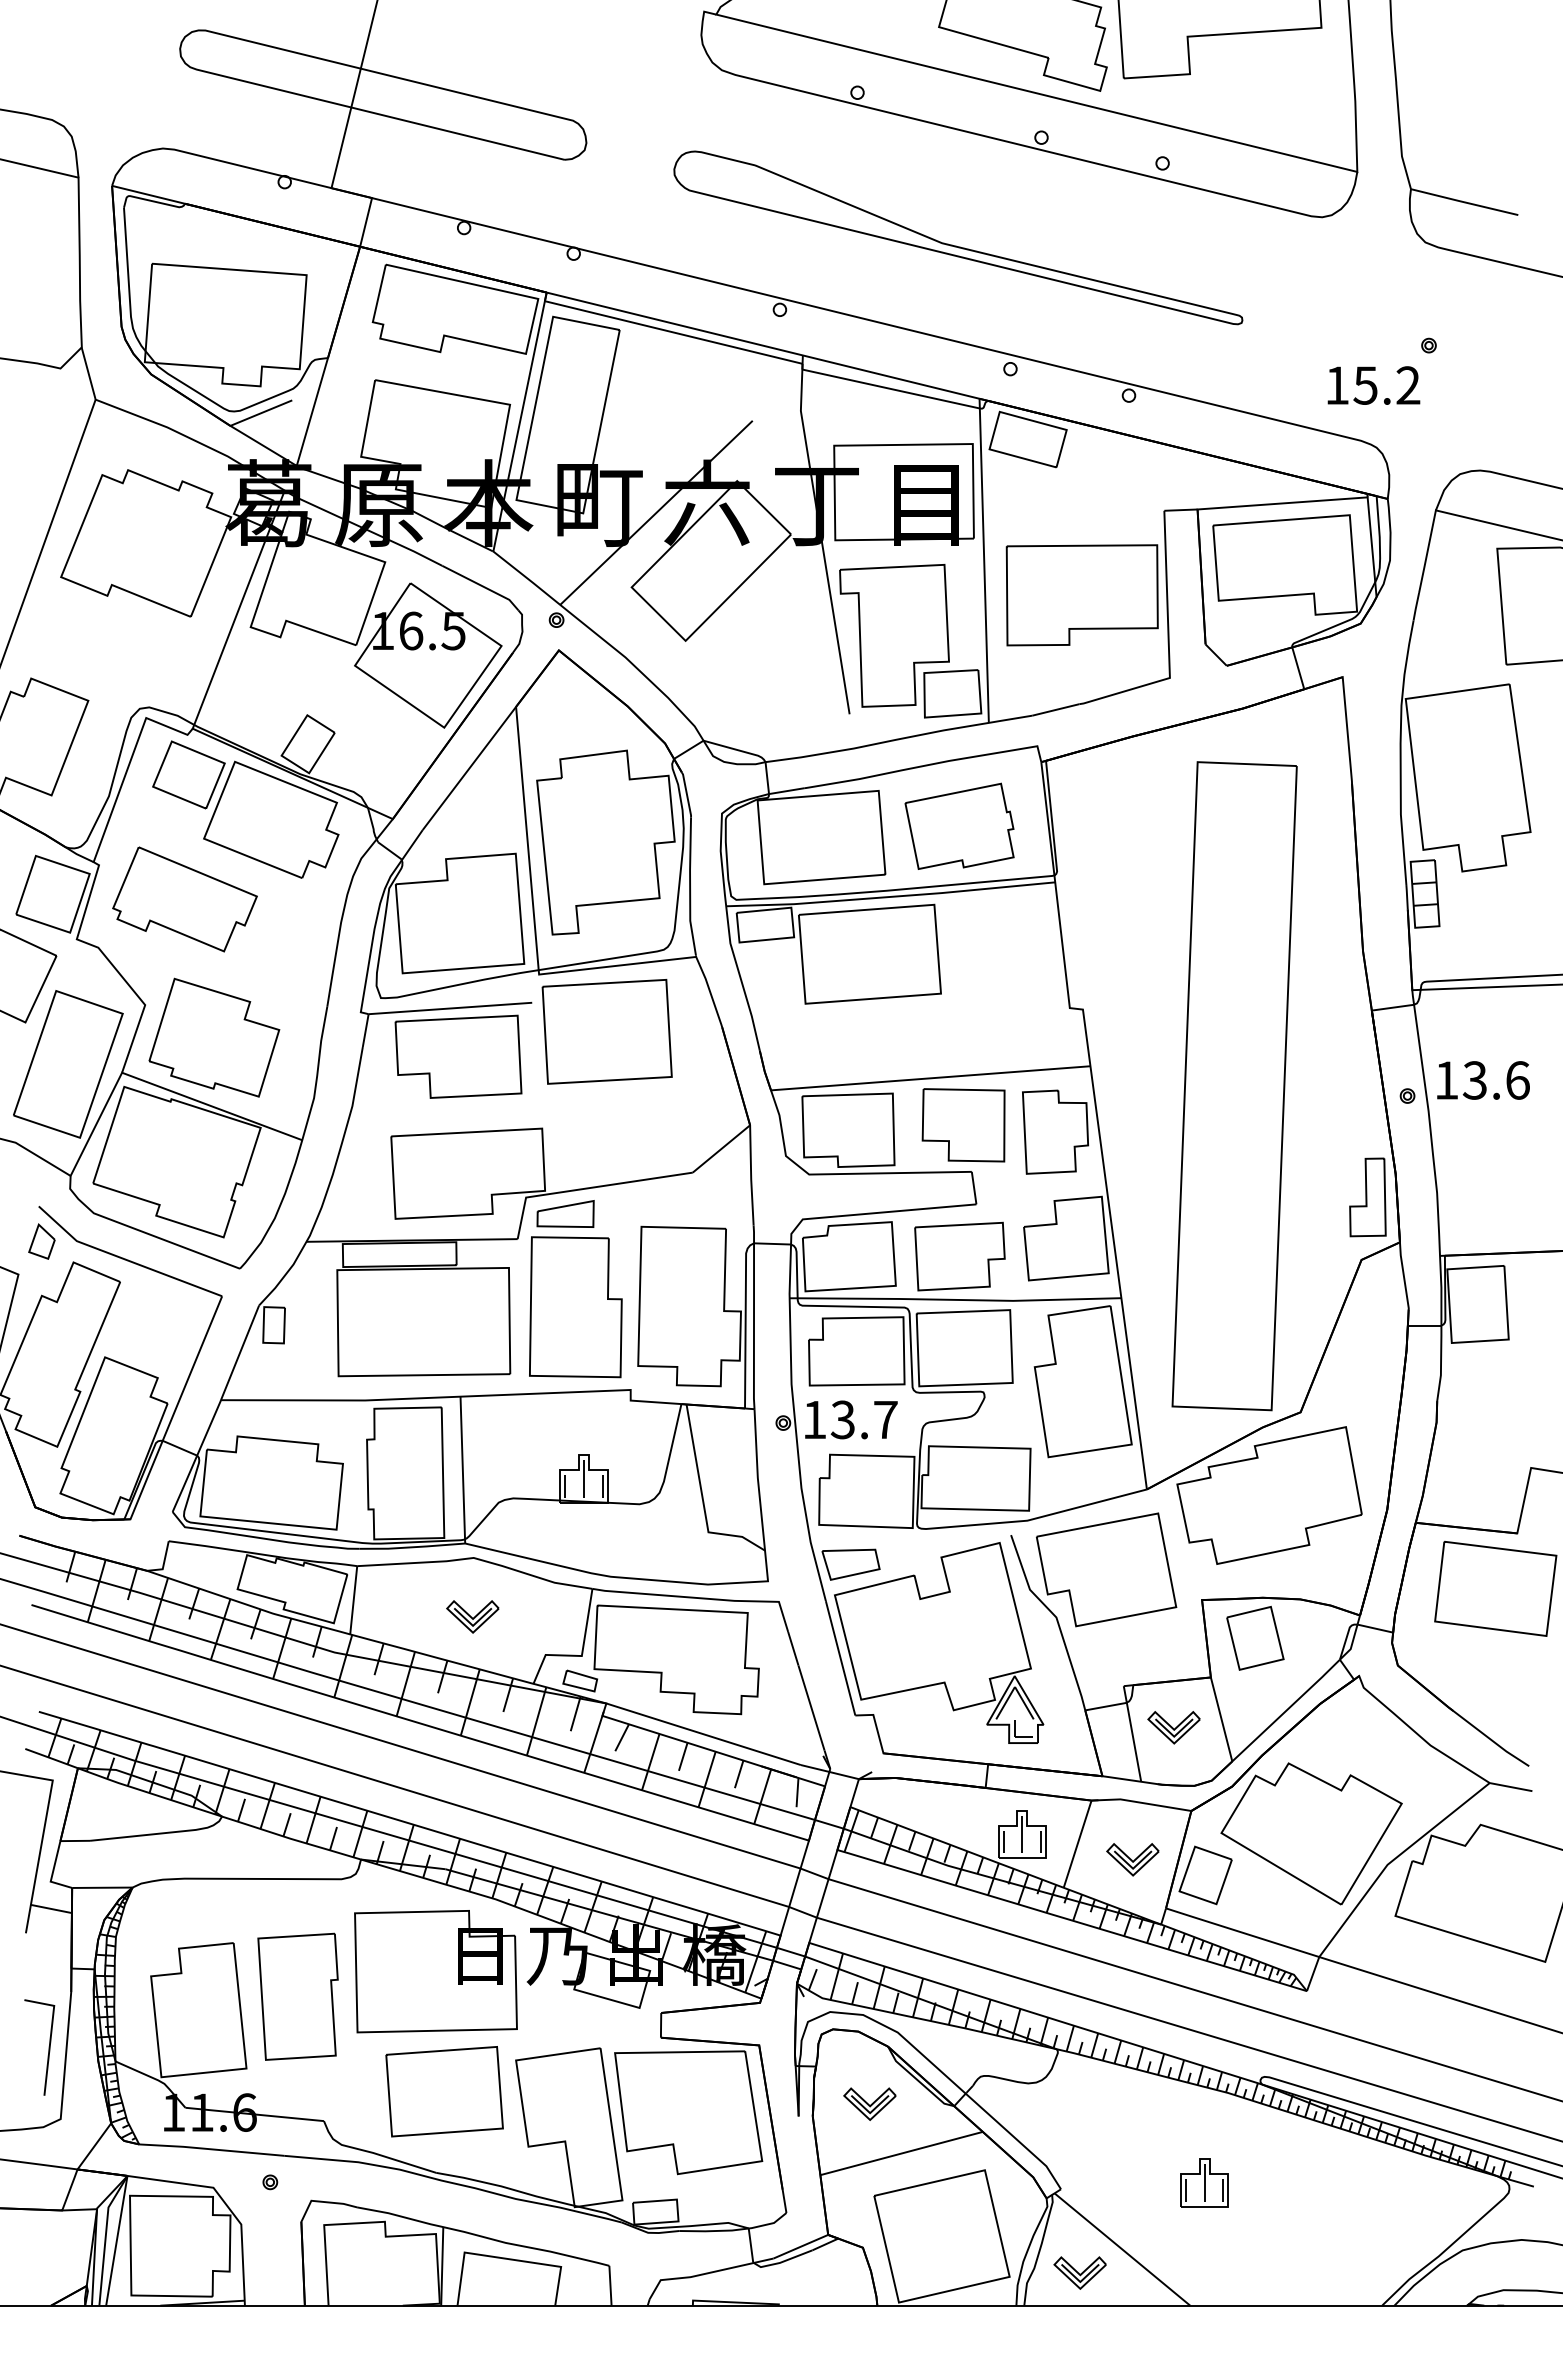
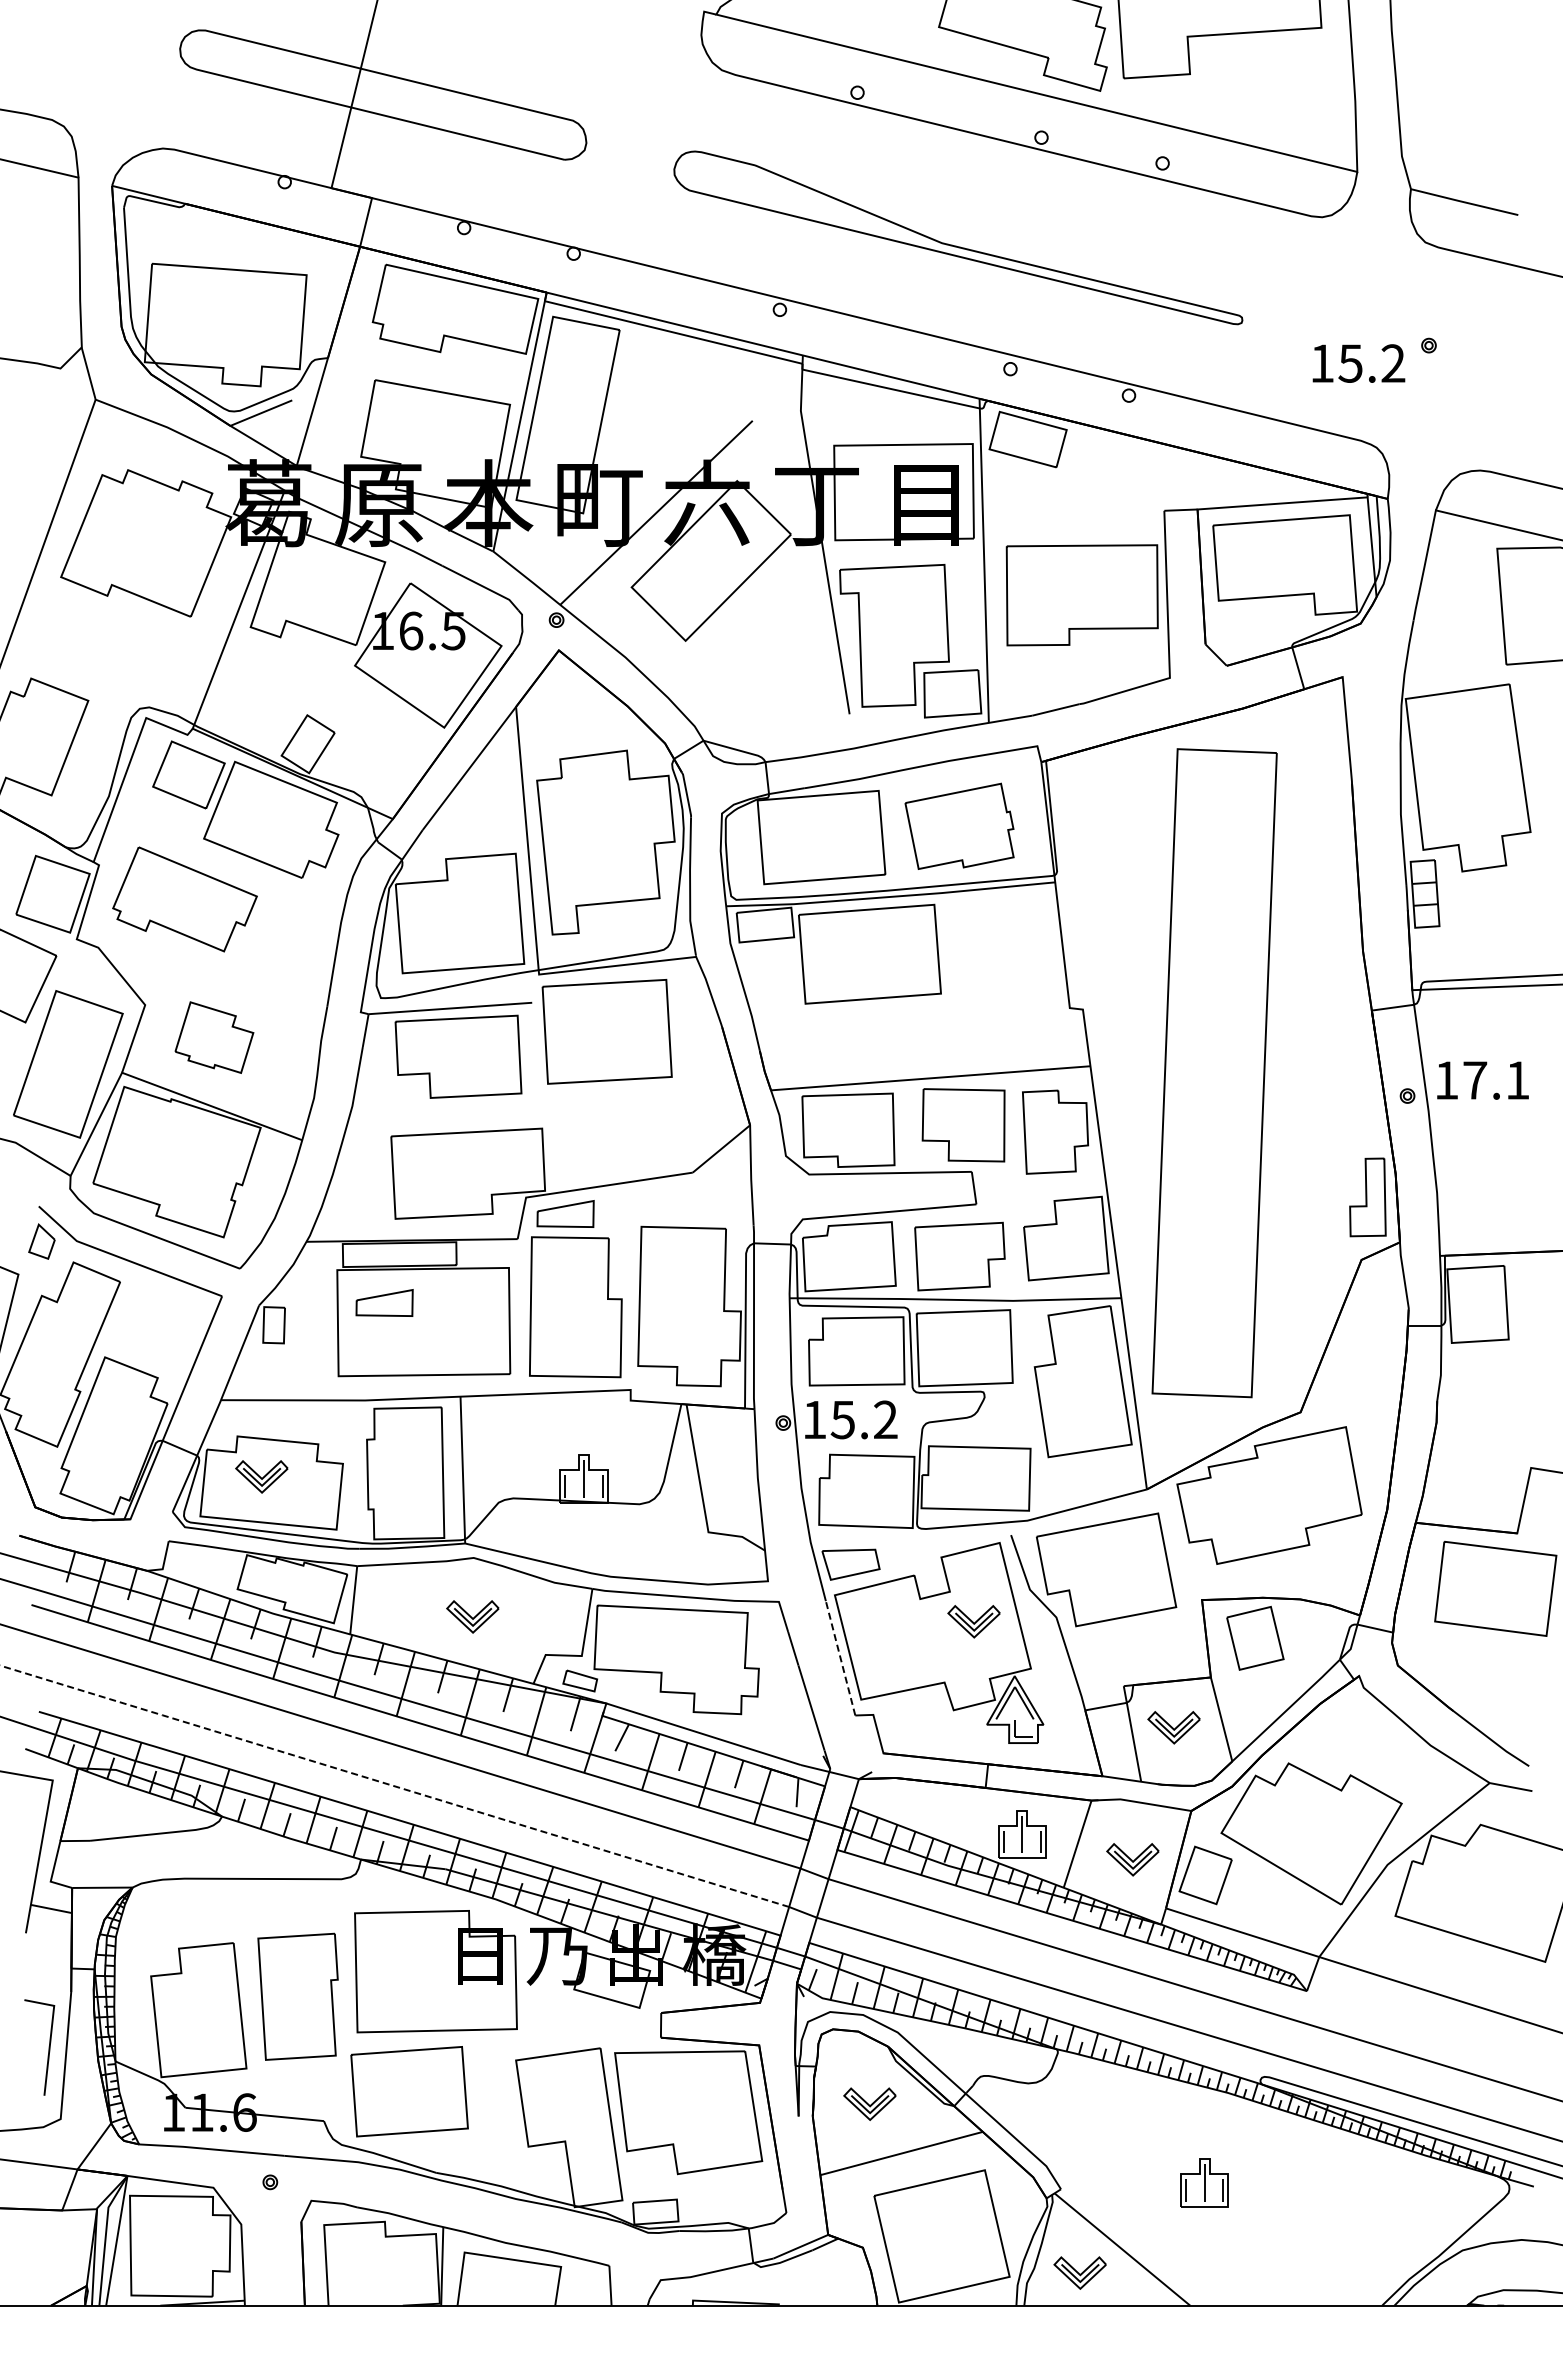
text position: (1373, 385) -> (1358, 363) (1358, 363)
part size: 133x121 px -> 81x73 px (214, 1037)
text: 13.6 -> 17.1 (1495, 1080)
part position: (1234, 1086) -> (1214, 1073) (1214, 1073)
part: none -> present (384, 1302)
text: 13.7 -> 15.2 (863, 1419)
part: none -> present (261, 1476)
part: none -> present (973, 1621)
line: solid -> dashed (840, 1657)
line: solid -> dashed (394, 1786)
part position: (444, 2091) -> (409, 2091) (409, 2091)
